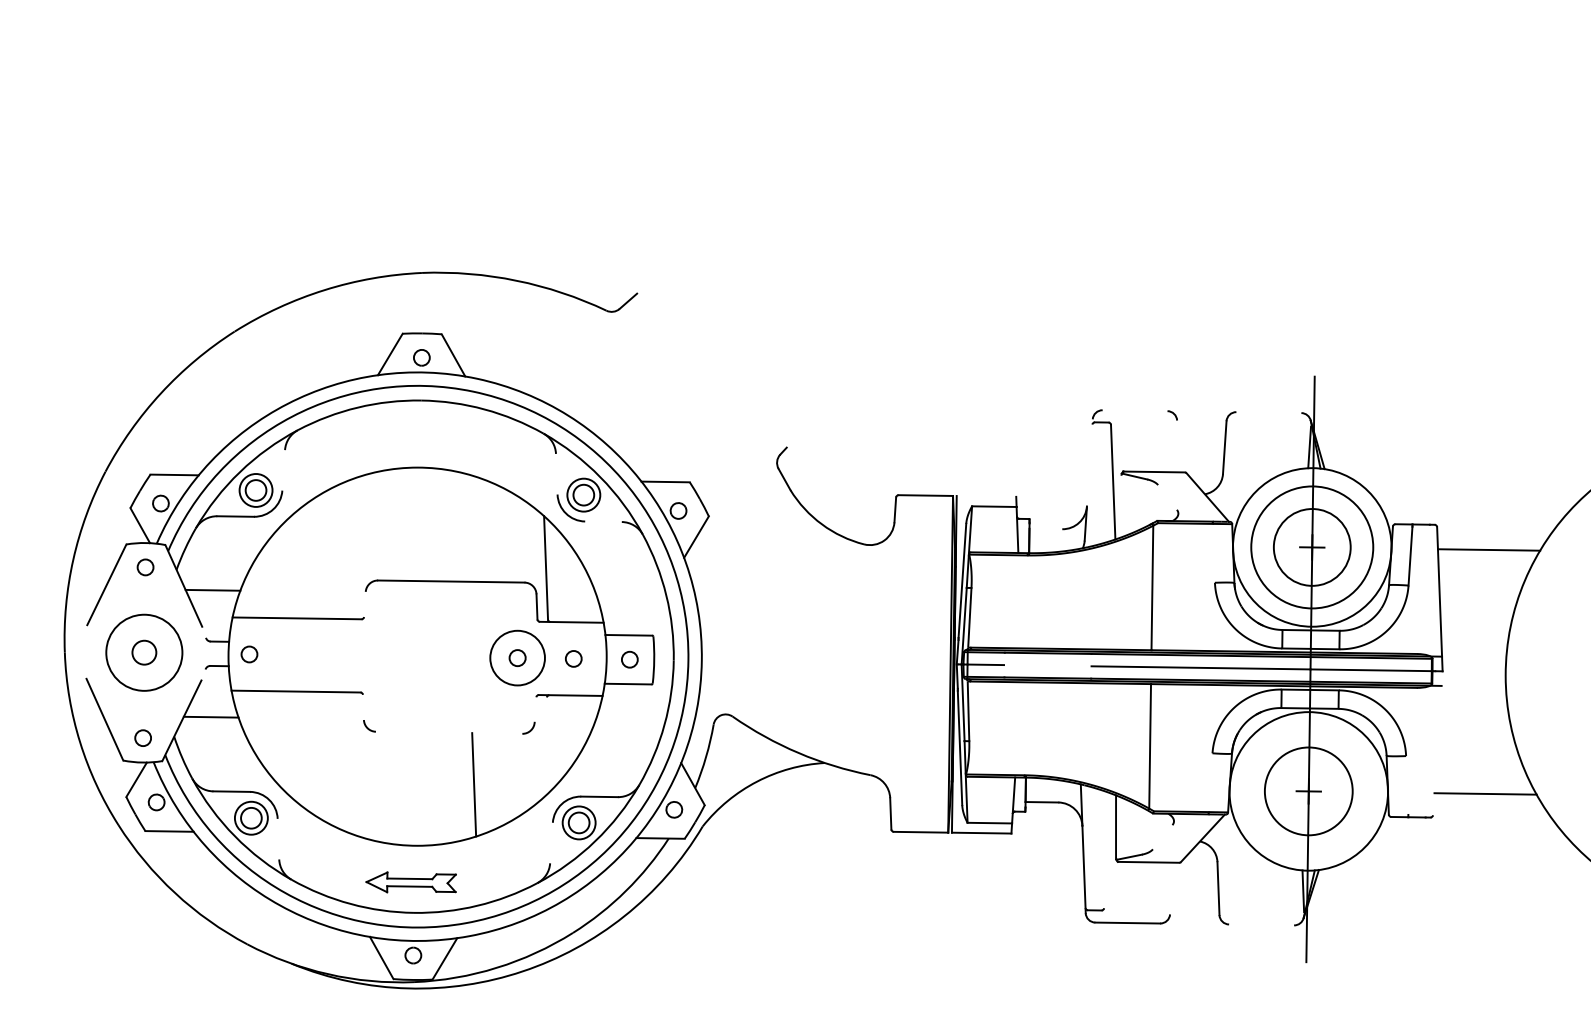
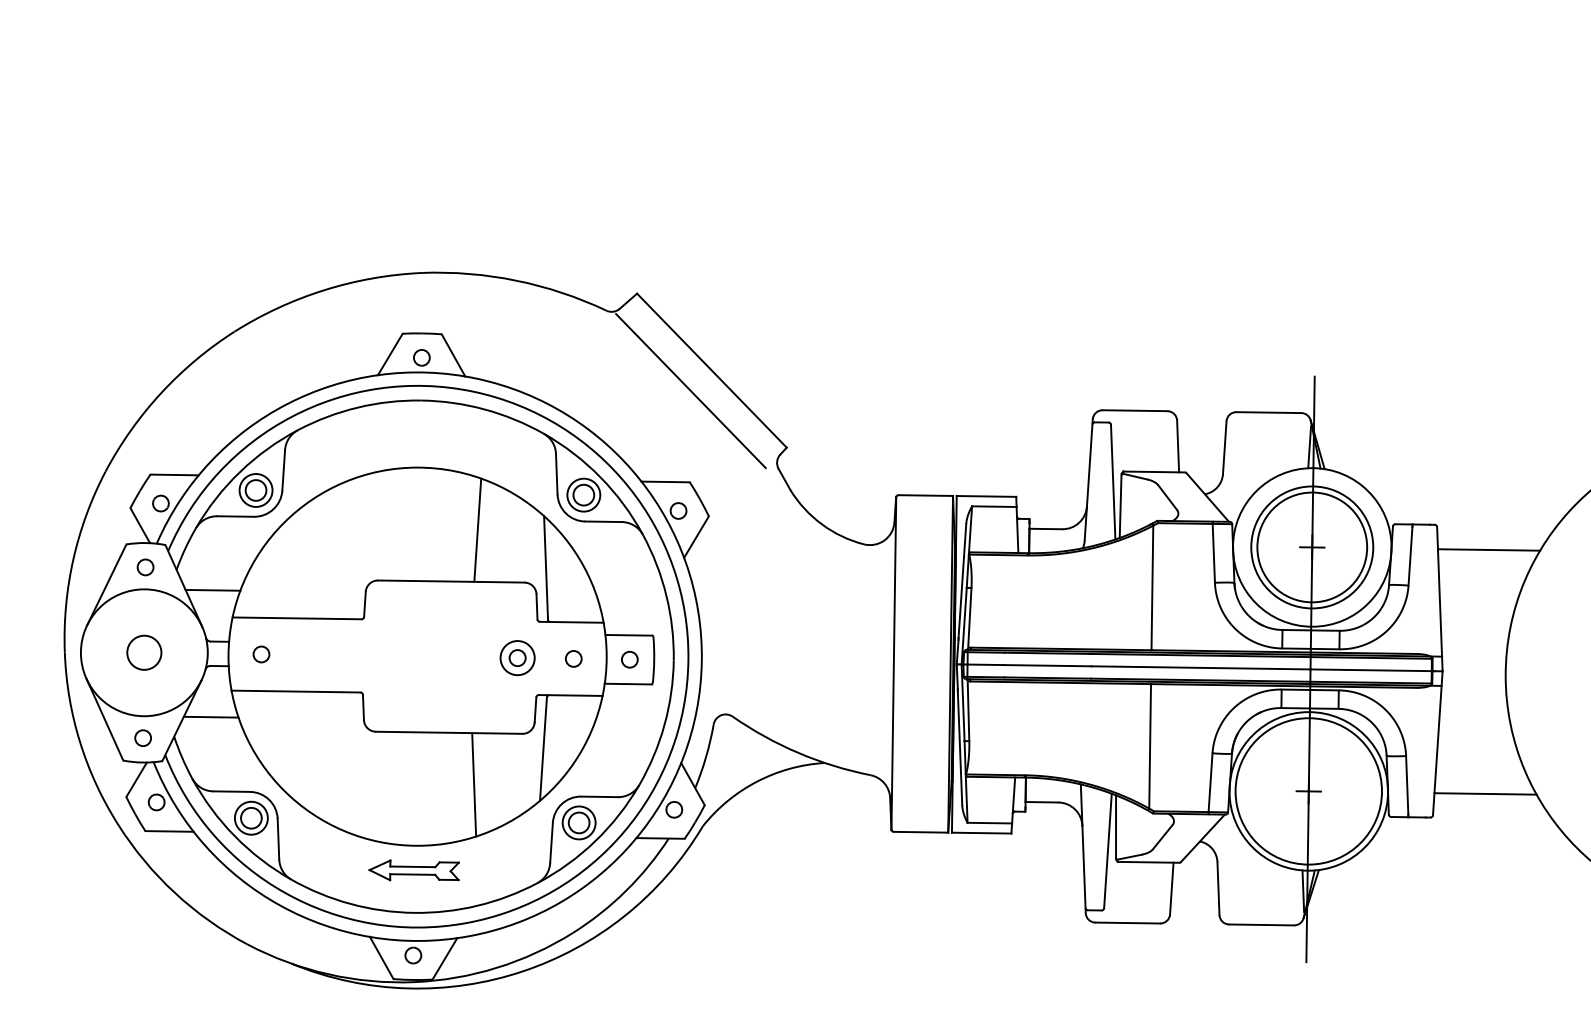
line: none -> present (711, 370)
line: none -> present (690, 391)
line: none -> present (1134, 410)
line: none -> present (1268, 412)
line: none -> present (1178, 446)
line: none -> present (1089, 462)
line: none -> present (283, 470)
line: none -> present (556, 473)
line: none -> present (986, 496)
line: none -> present (1167, 497)
line: none -> present (1120, 506)
line: none -> present (603, 521)
line: none -> present (1045, 528)
line: none -> present (477, 529)
circle diameter: 77 px -> 110 px (1312, 547)
line: none -> present (1213, 552)
line: none -> present (364, 604)
circle diameter: 76 px -> 127 px (143, 652)
circle size: 27x27 px -> 37x37 px (144, 652)
circle position: (249, 654) -> (261, 654) (261, 654)
circle diameter: 55 px -> 34 px (517, 658)
line: none -> present (893, 663)
line: none -> present (1047, 665)
line: none -> present (362, 707)
line: none -> present (535, 709)
line: none -> present (448, 732)
line: none -> present (1437, 743)
line: none -> present (543, 748)
line: none -> present (1210, 782)
line: none -> present (1407, 785)
circle diameter: 88 px -> 146 px (1308, 791)
line: none -> present (1162, 837)
line: none -> present (278, 838)
line: none -> present (551, 842)
line: none -> present (1107, 850)
part position: (410, 882) -> (413, 870) (413, 870)
line: none -> present (1171, 888)
line: none -> present (1261, 924)
